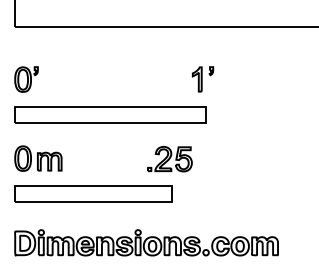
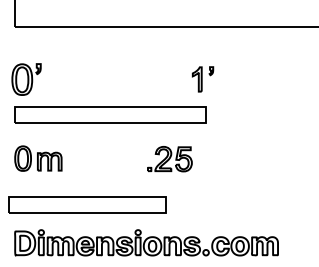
part size: 25x27 px -> 31x33 px (26, 79)
part position: (93, 193) -> (87, 204) (87, 204)
